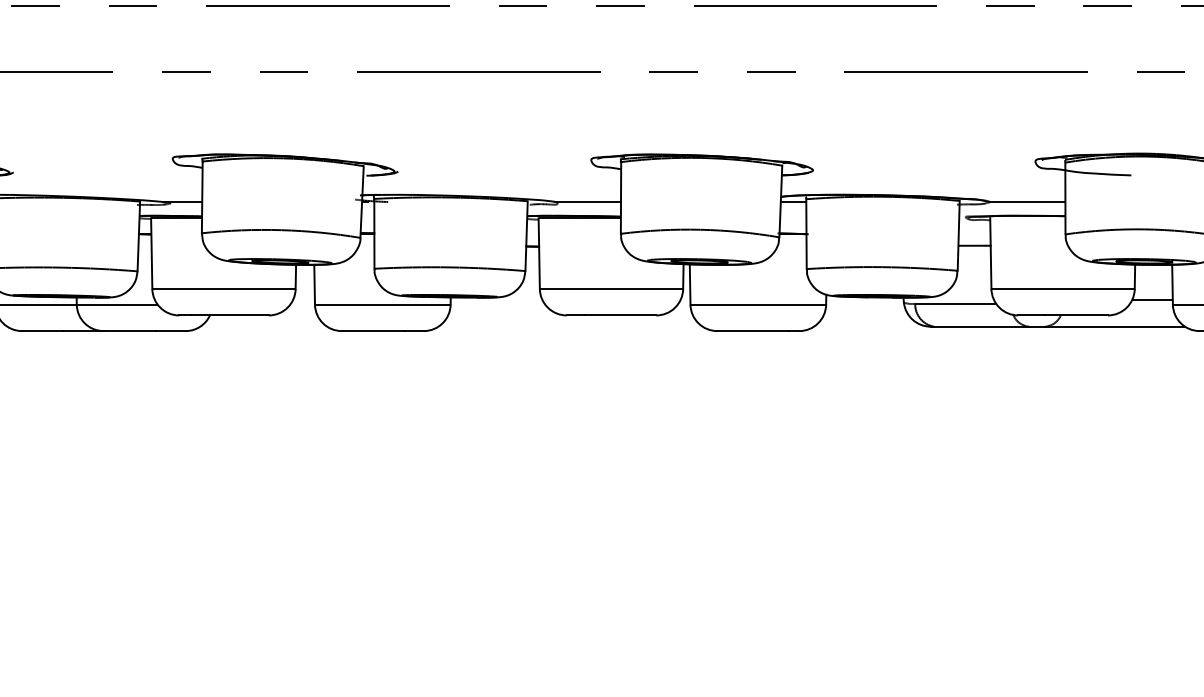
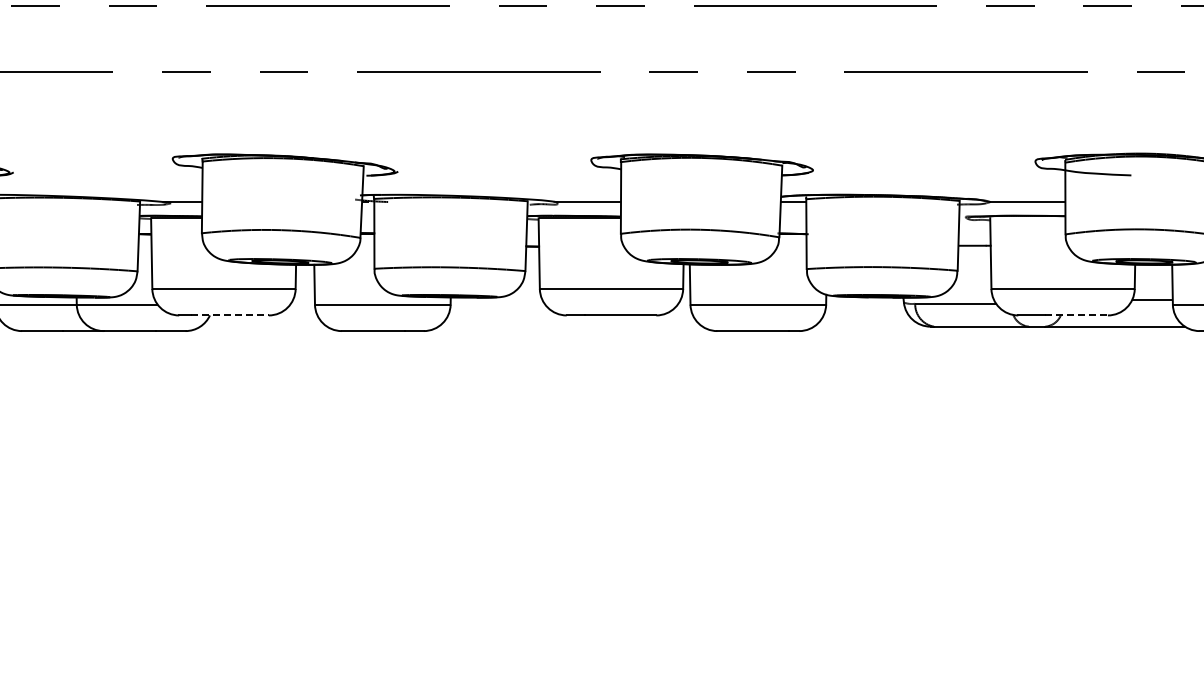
line: solid -> dashed (230, 315)
line: solid -> dashed (1076, 315)
